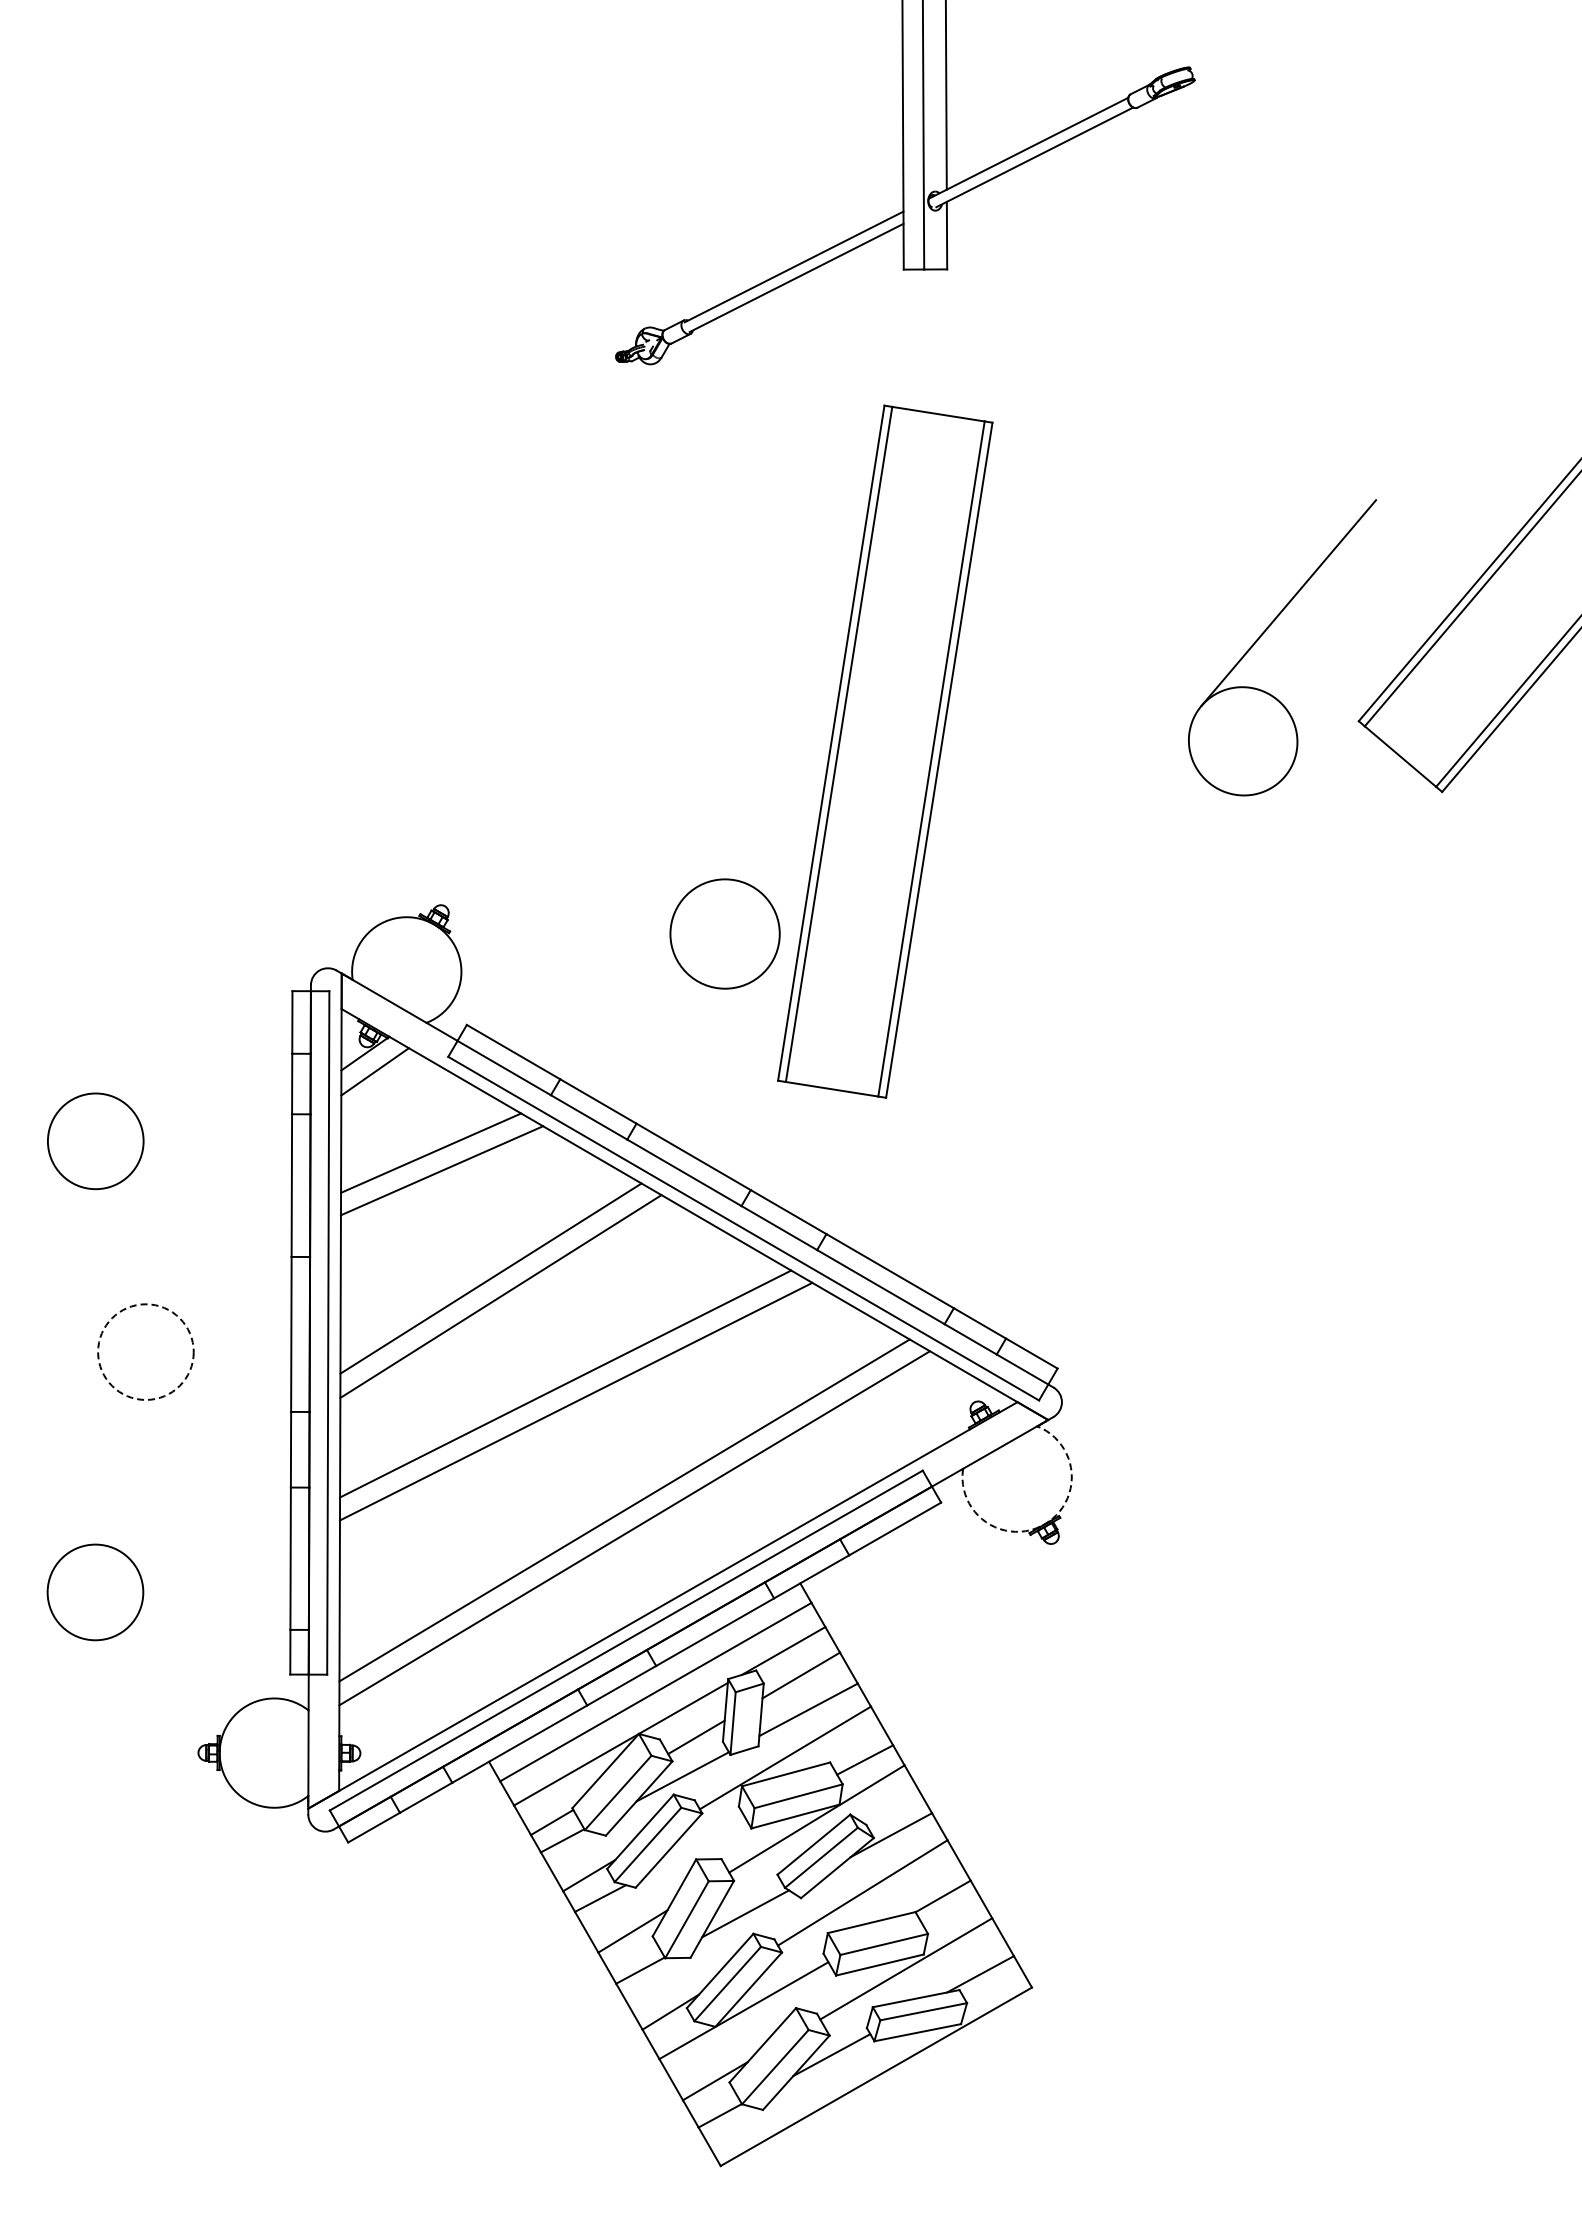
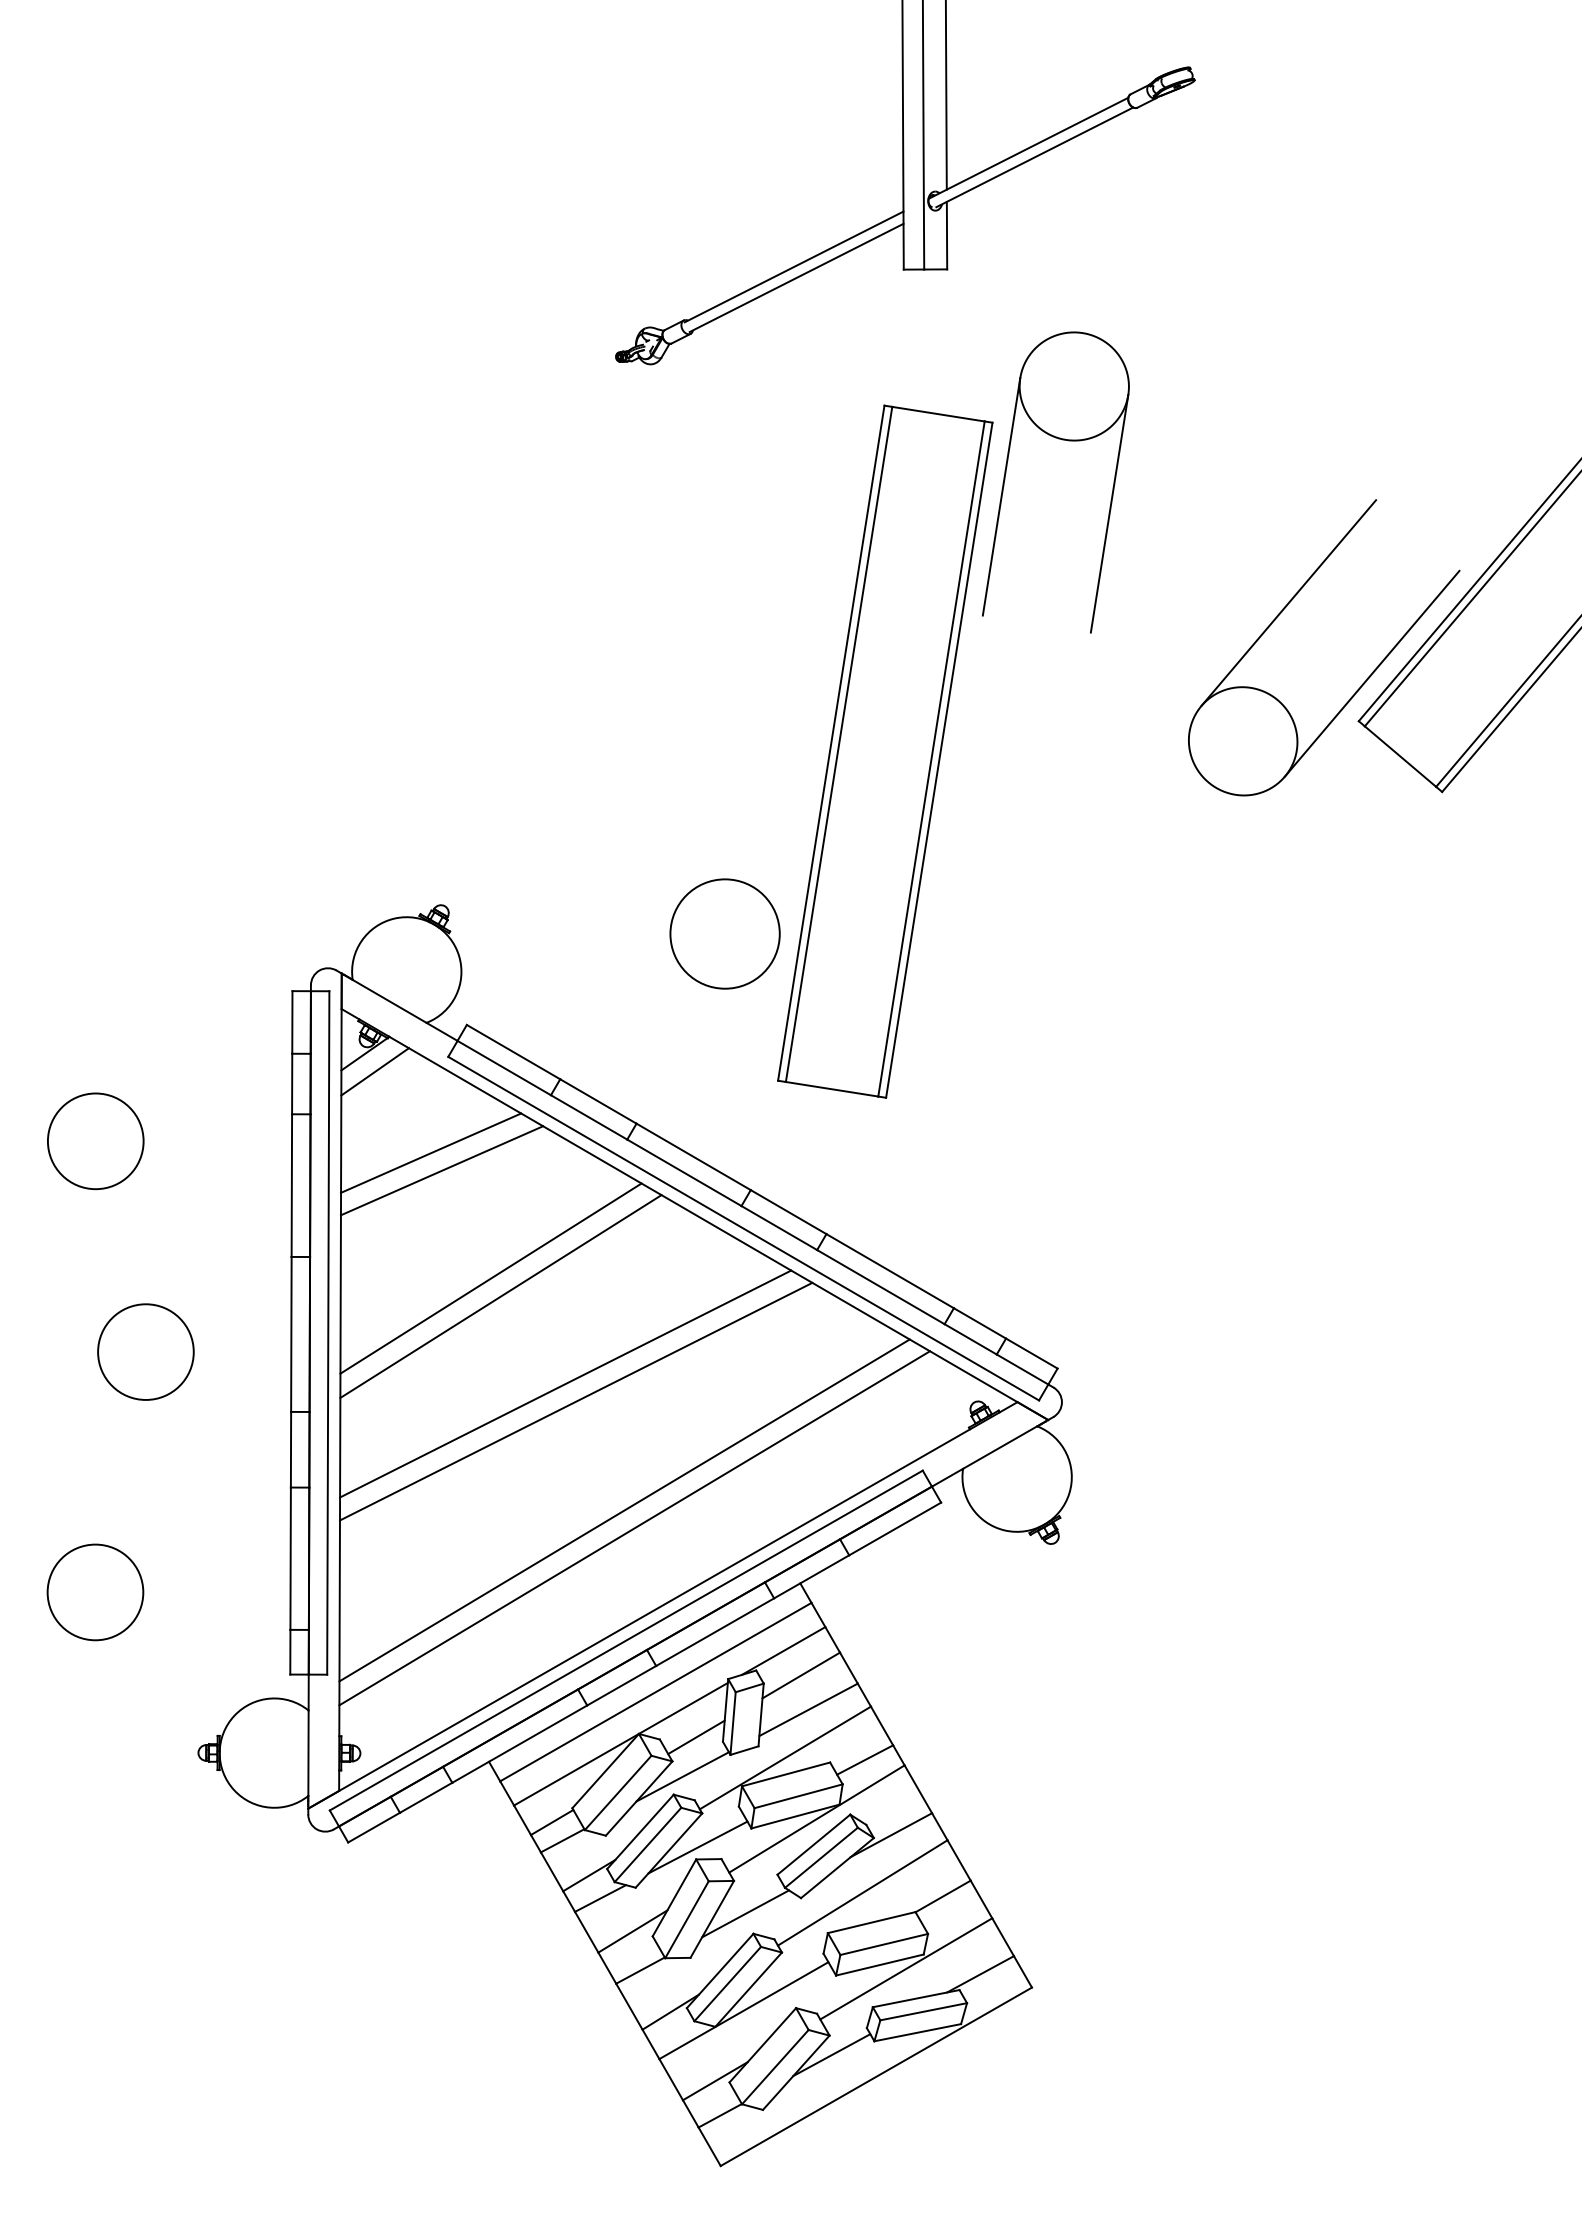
part: none -> present (1062, 440)
line: none -> present (1371, 673)
circle: dashed -> solid (145, 1351)
arc: dashed -> solid (1044, 1524)
line: none -> present (697, 1847)
